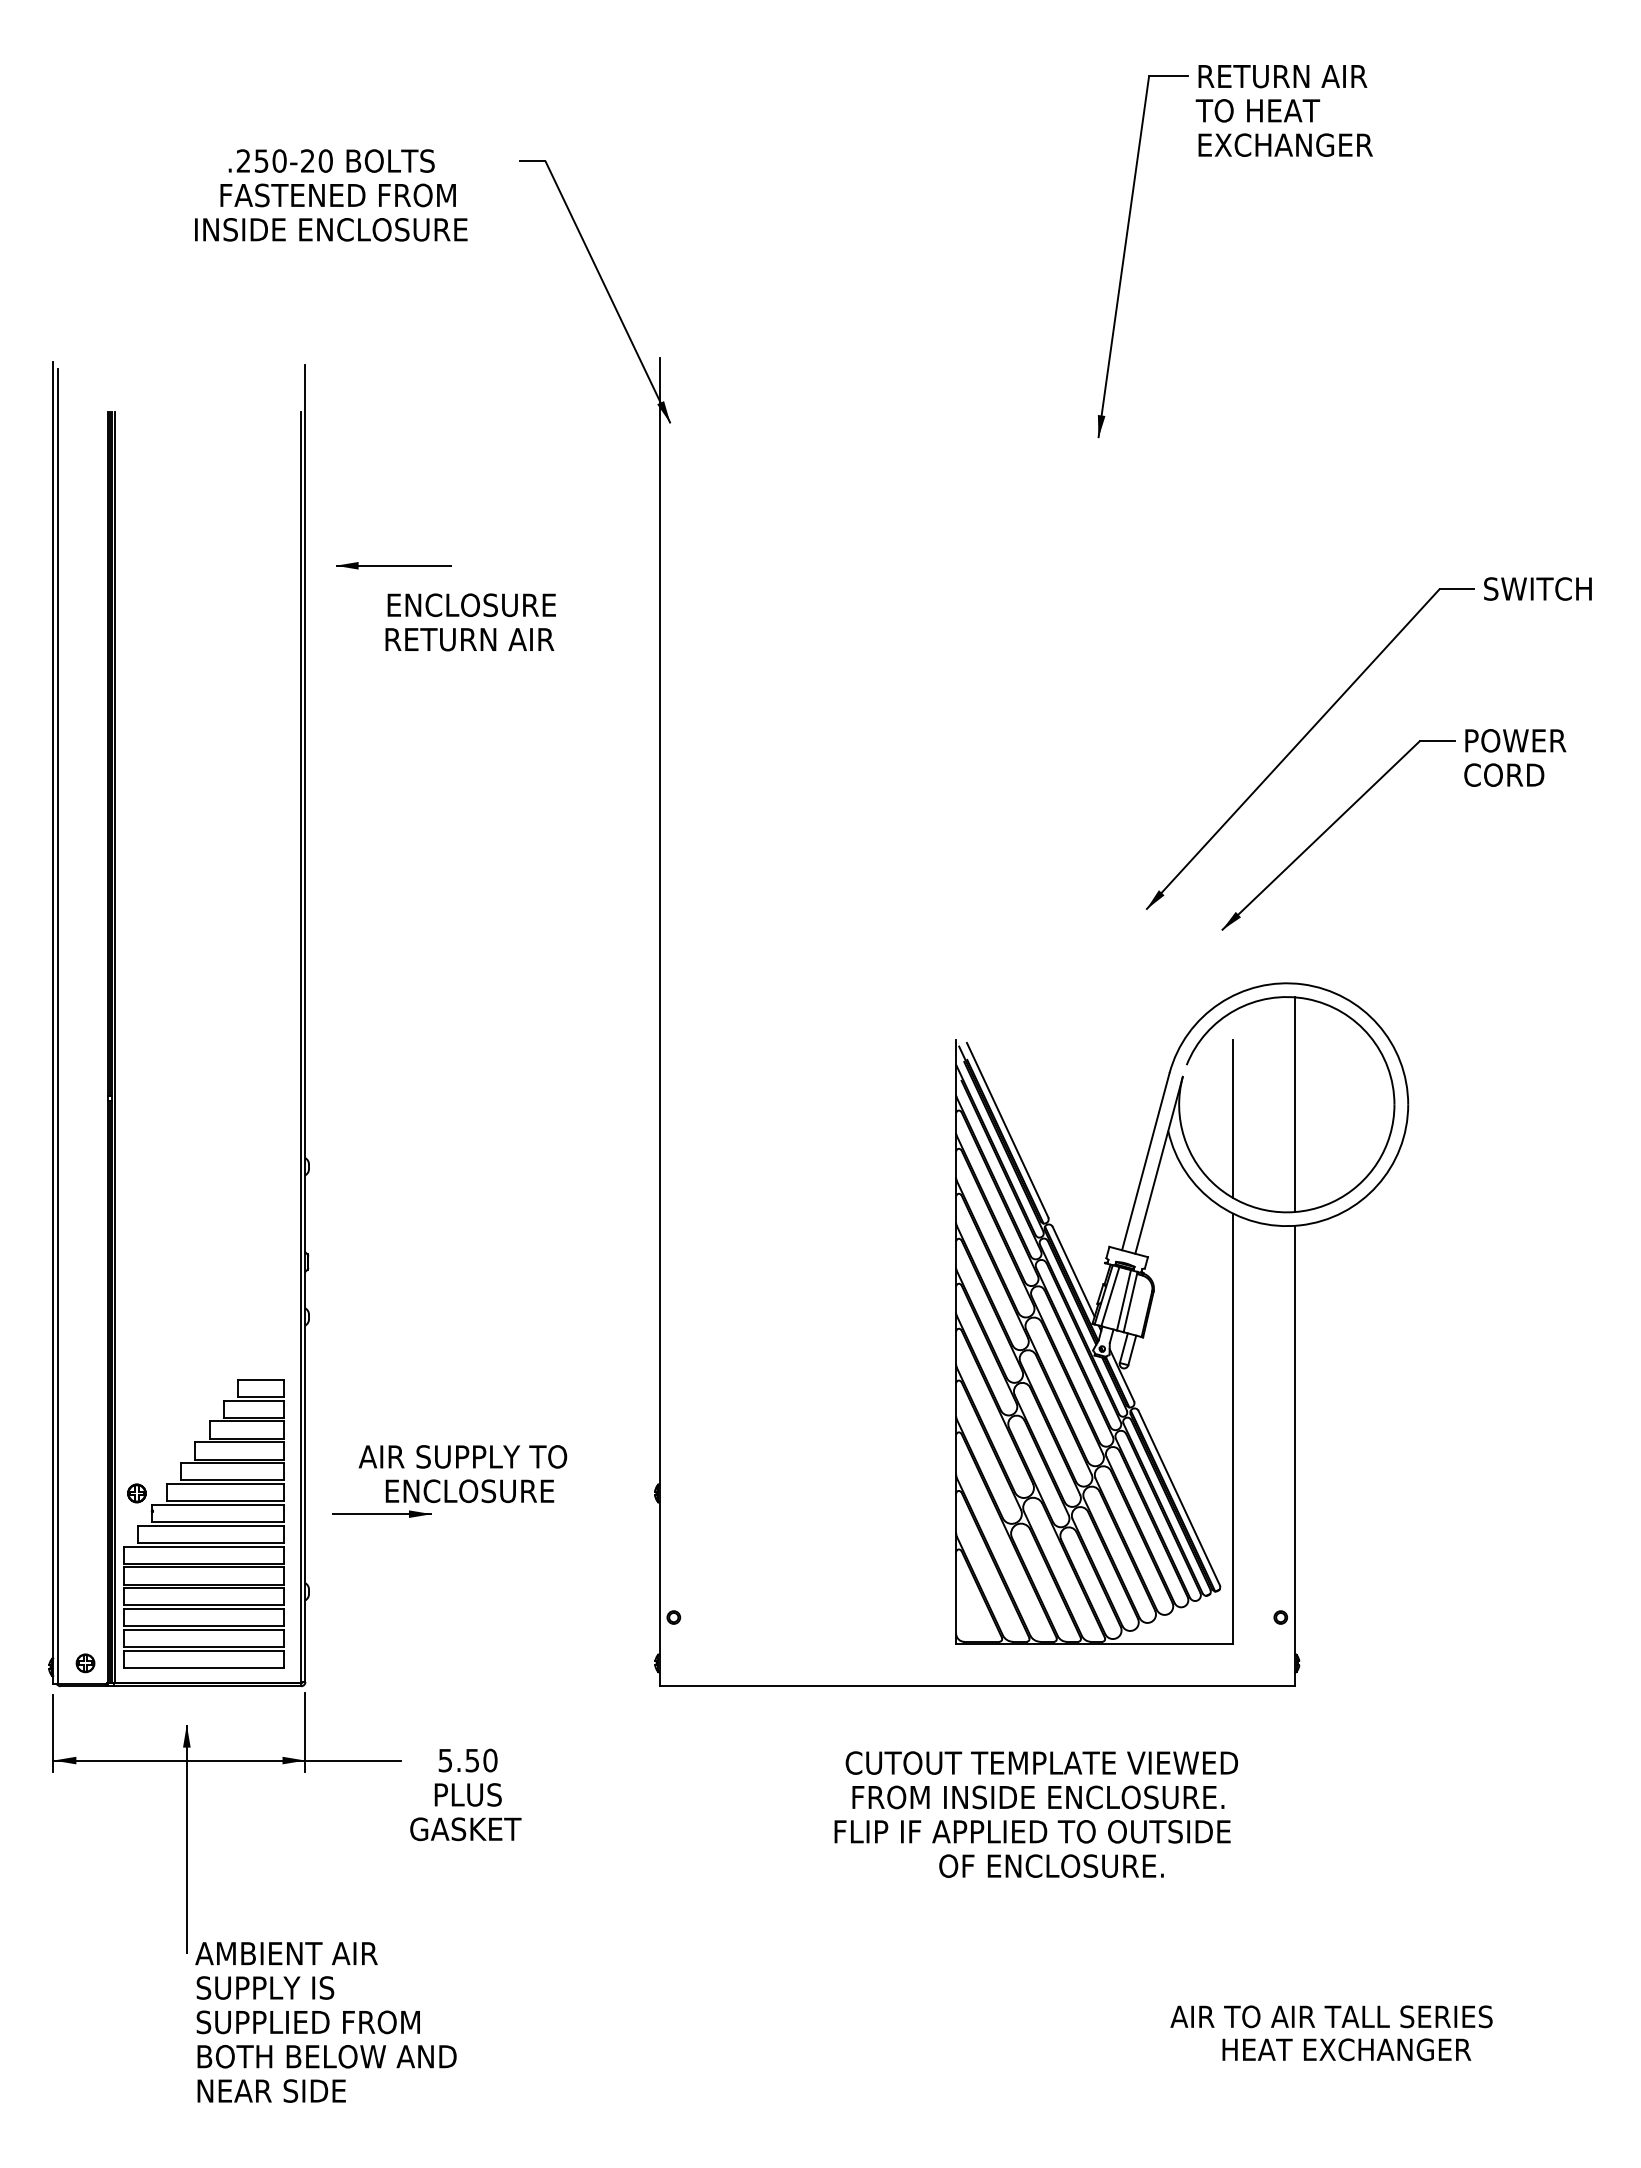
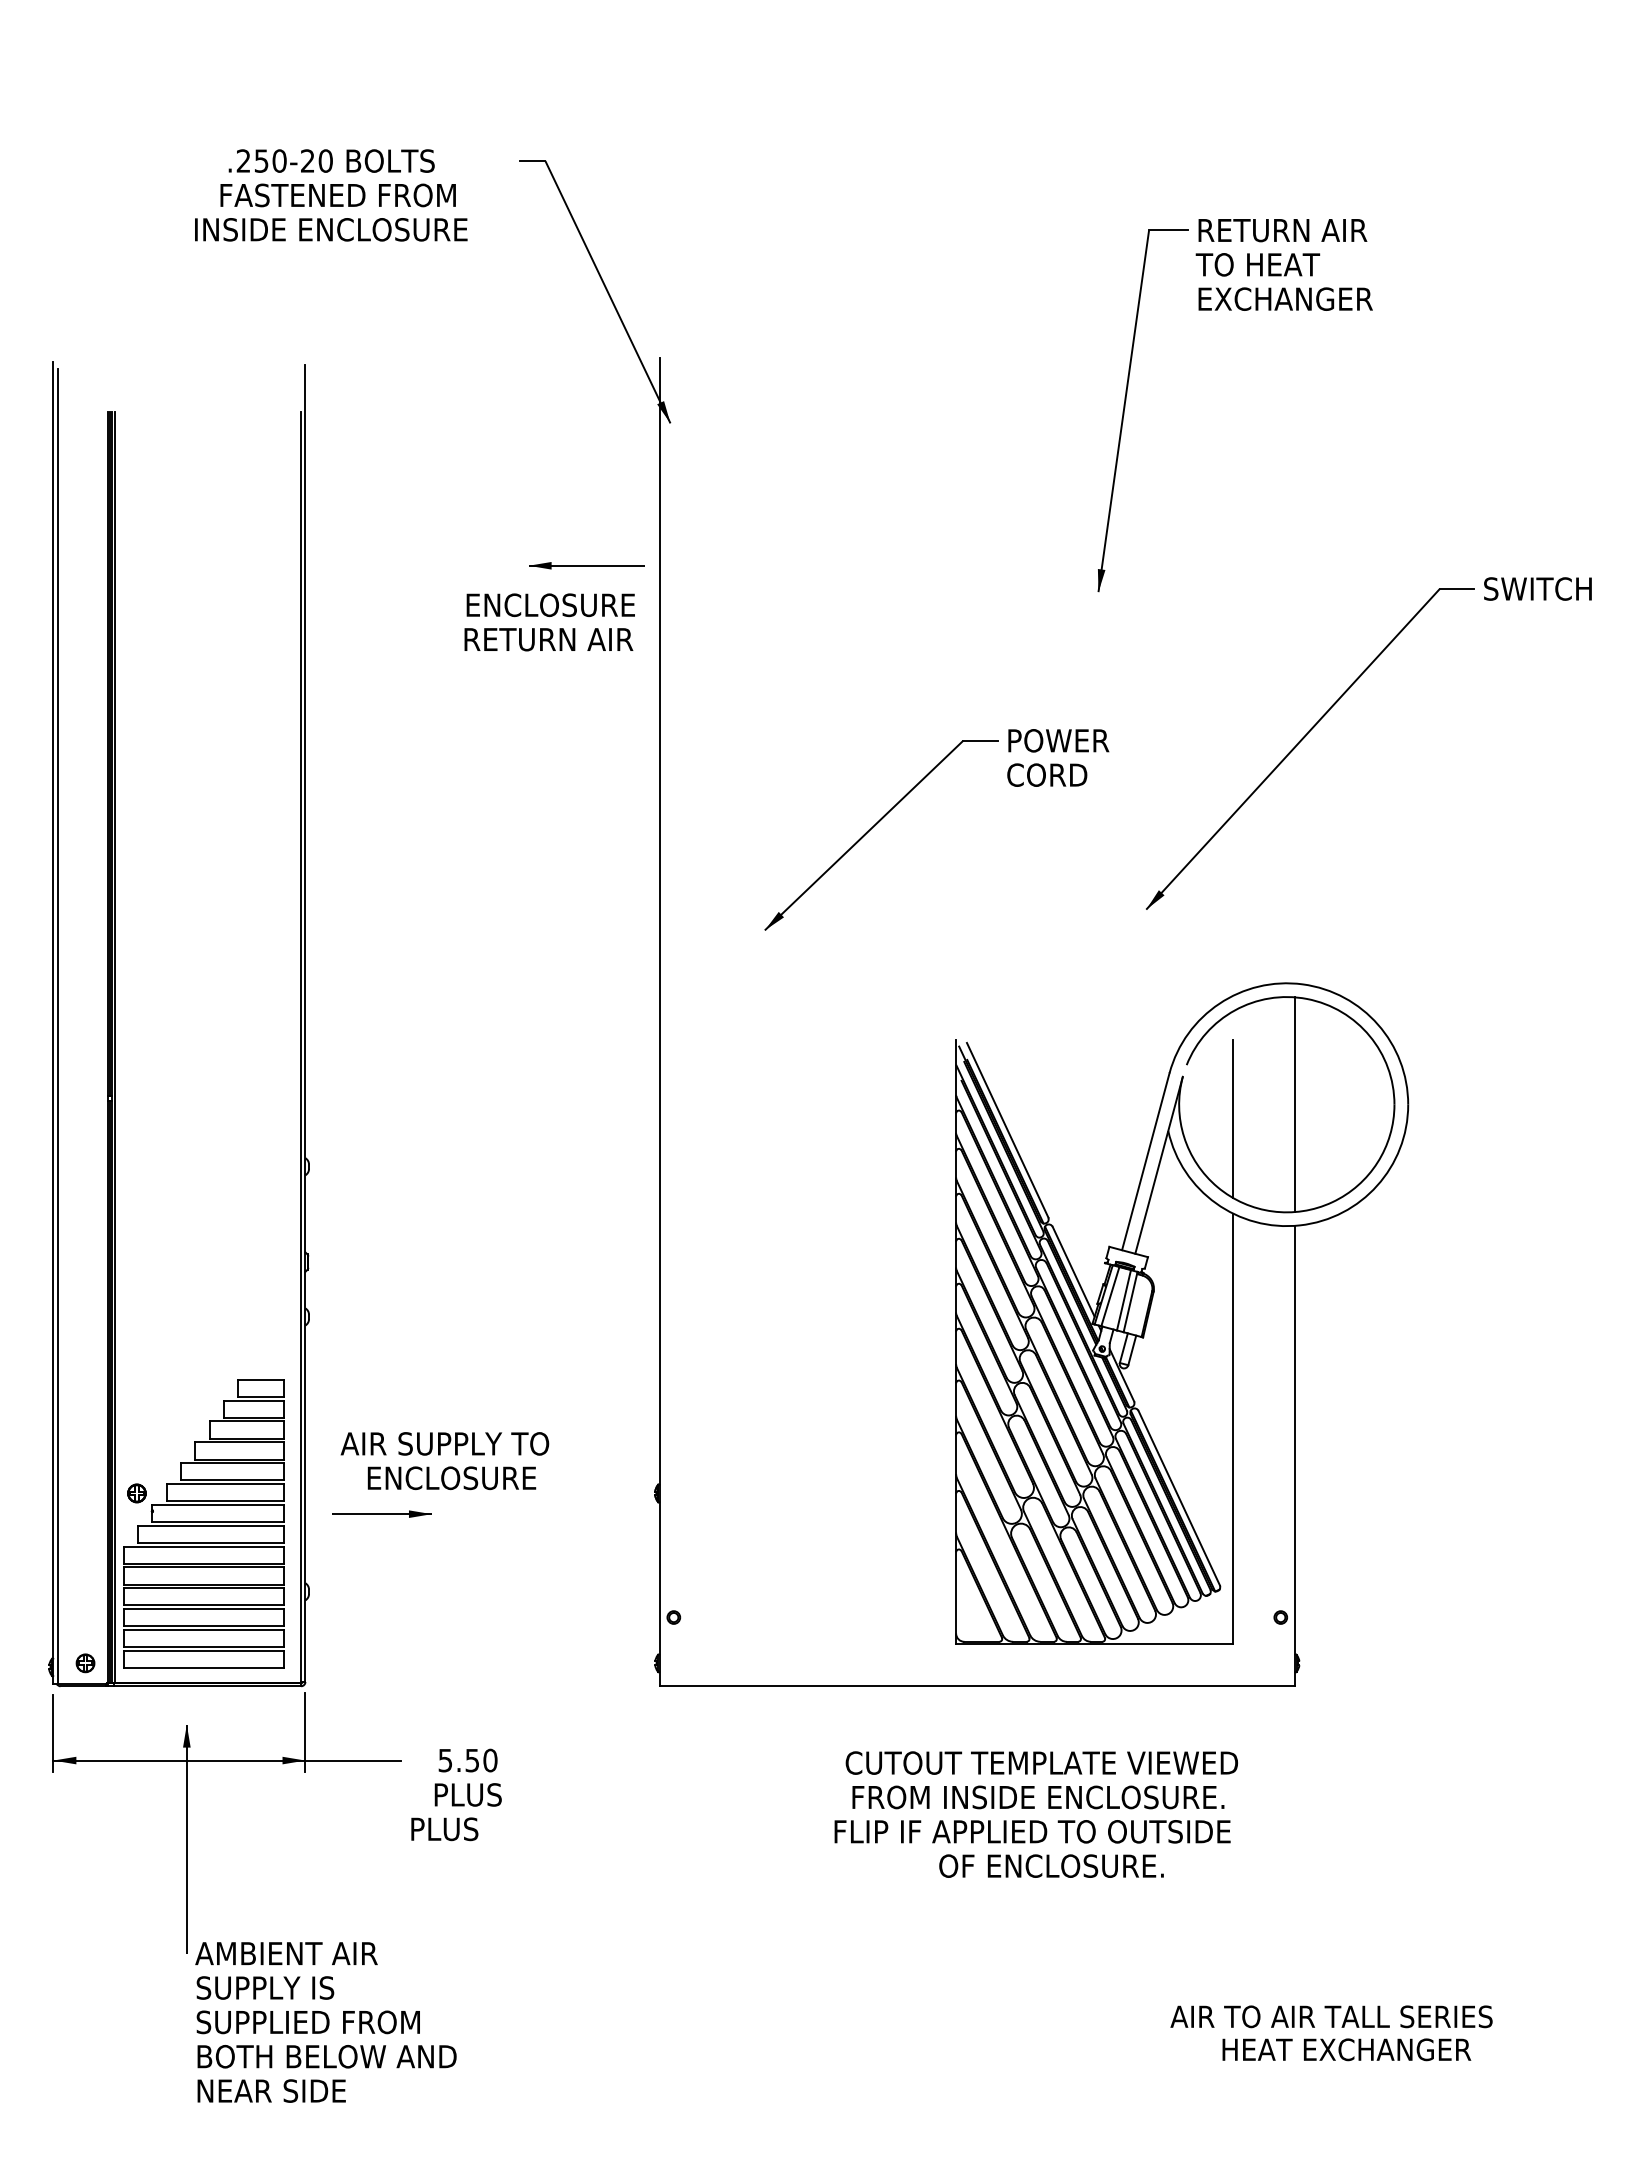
part position: (1231, 156) -> (1231, 310) (1231, 310)
part position: (393, 565) -> (586, 565) (586, 565)
text position: (470, 622) -> (549, 622) (549, 622)
part position: (1362, 797) -> (905, 797) (905, 797)
text position: (462, 1474) -> (444, 1461) (444, 1461)
text: GASKET -> PLUS (465, 1829)
